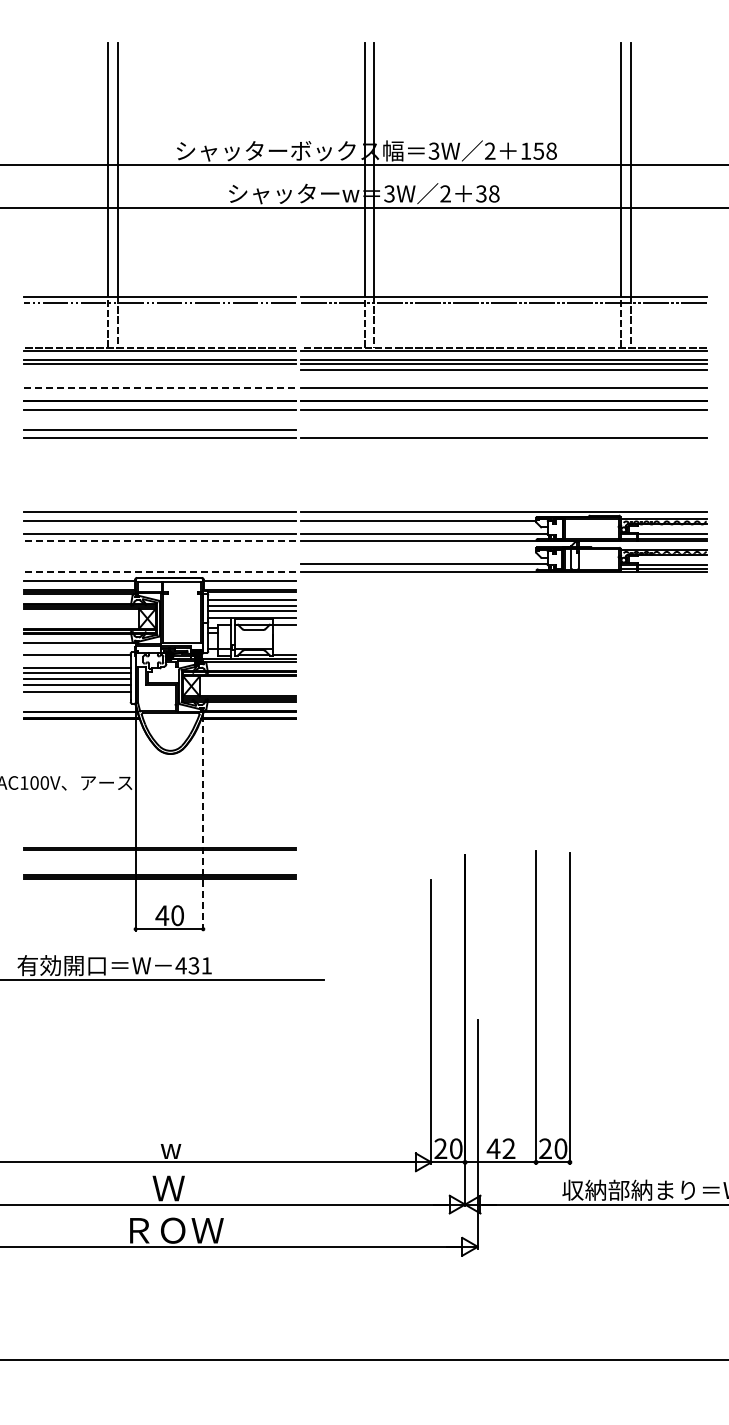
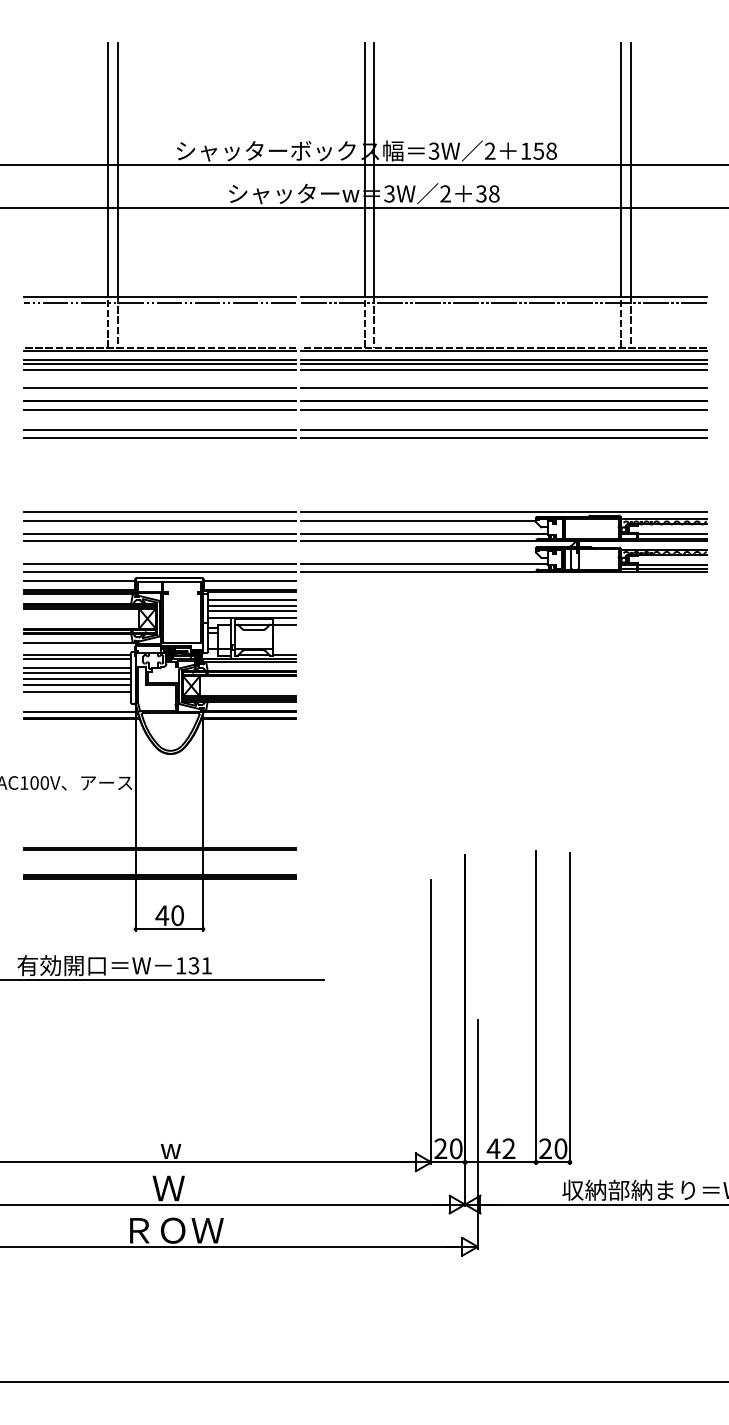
line: none -> present (160, 370)
line: dashed -> solid (160, 388)
line: none -> present (503, 430)
line: dashed -> solid (159, 541)
line: none -> present (160, 564)
line: dashed -> solid (159, 571)
line: none -> present (77, 659)
line: dashed -> solid (203, 822)
text: 431 -> 131 (180, 965)
line position: (363, 1360) -> (363, 1382) (363, 1382)
